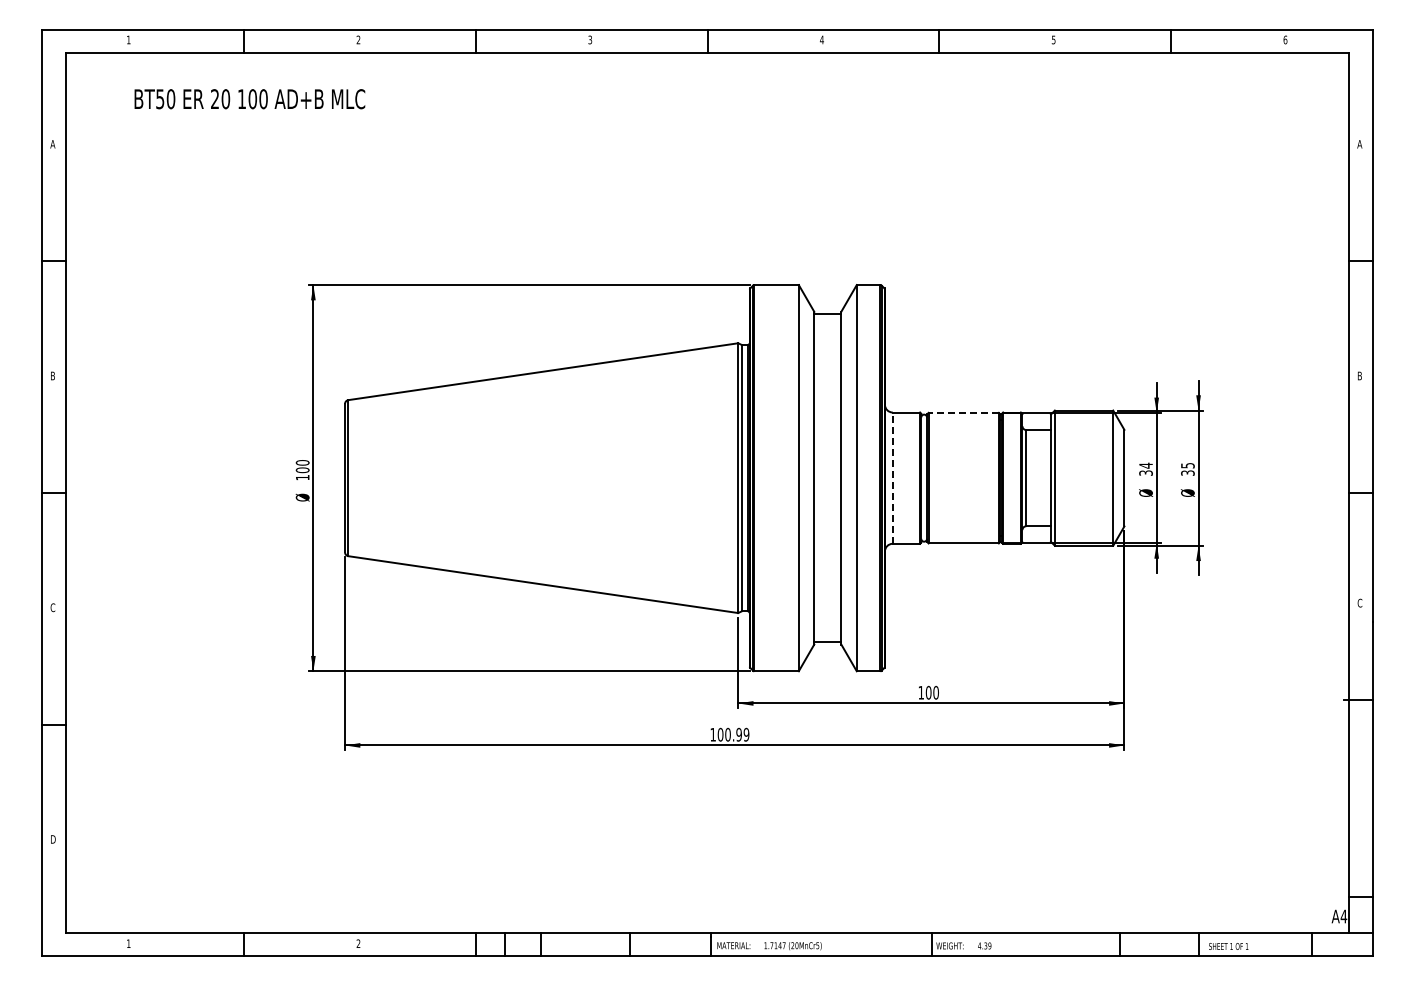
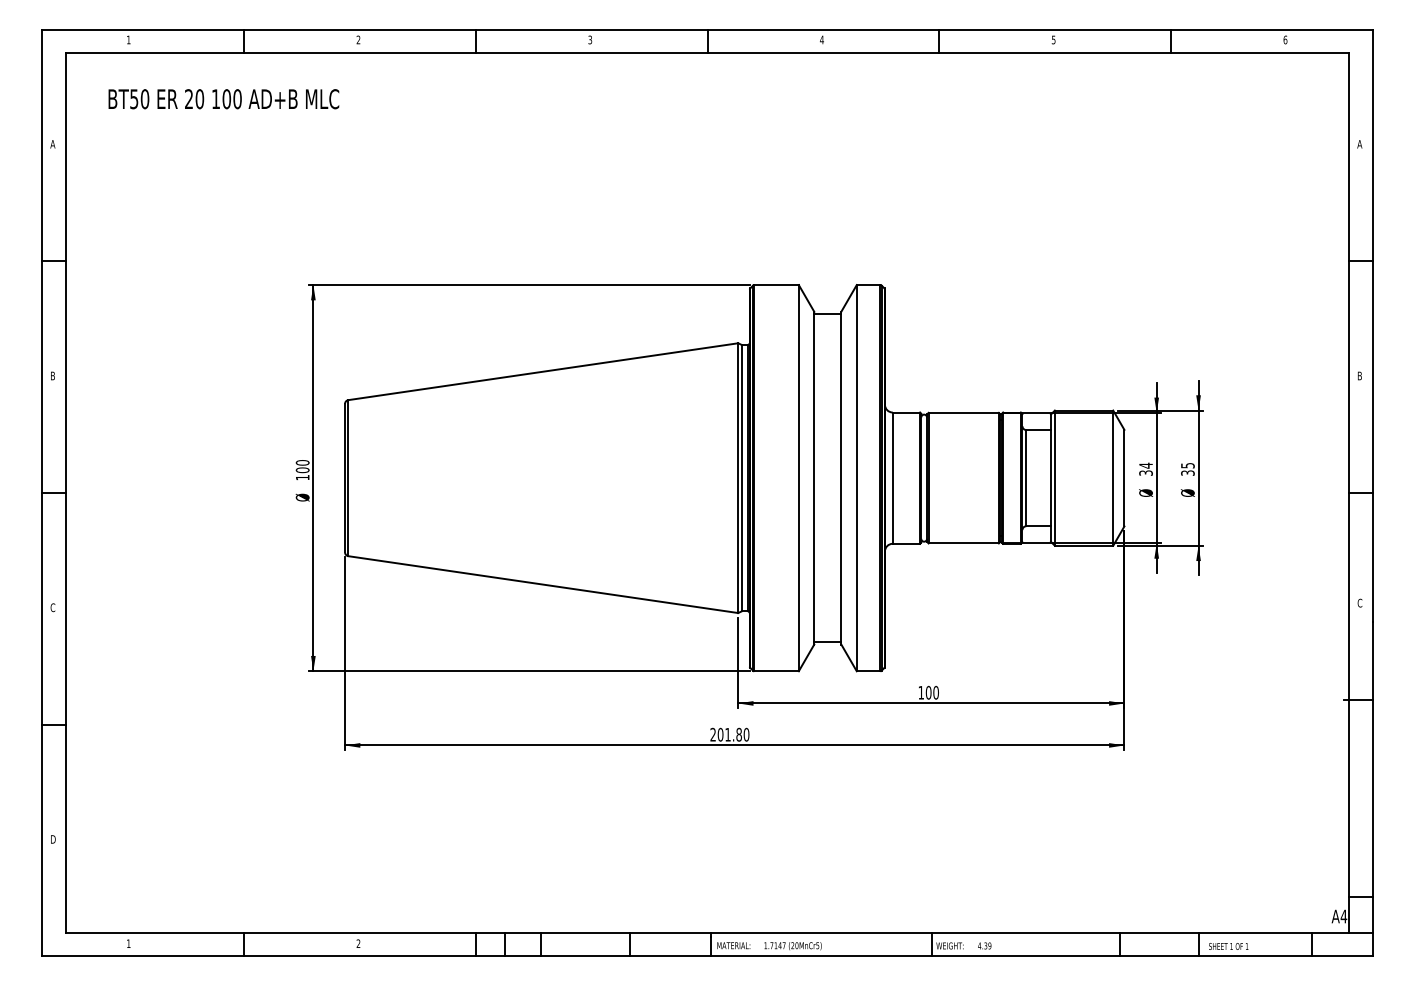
text position: (249, 99) -> (223, 99) (223, 99)
line: dashed -> solid (963, 412)
line: dashed -> solid (892, 478)
text: 100.99 -> 201.80 (729, 734)
